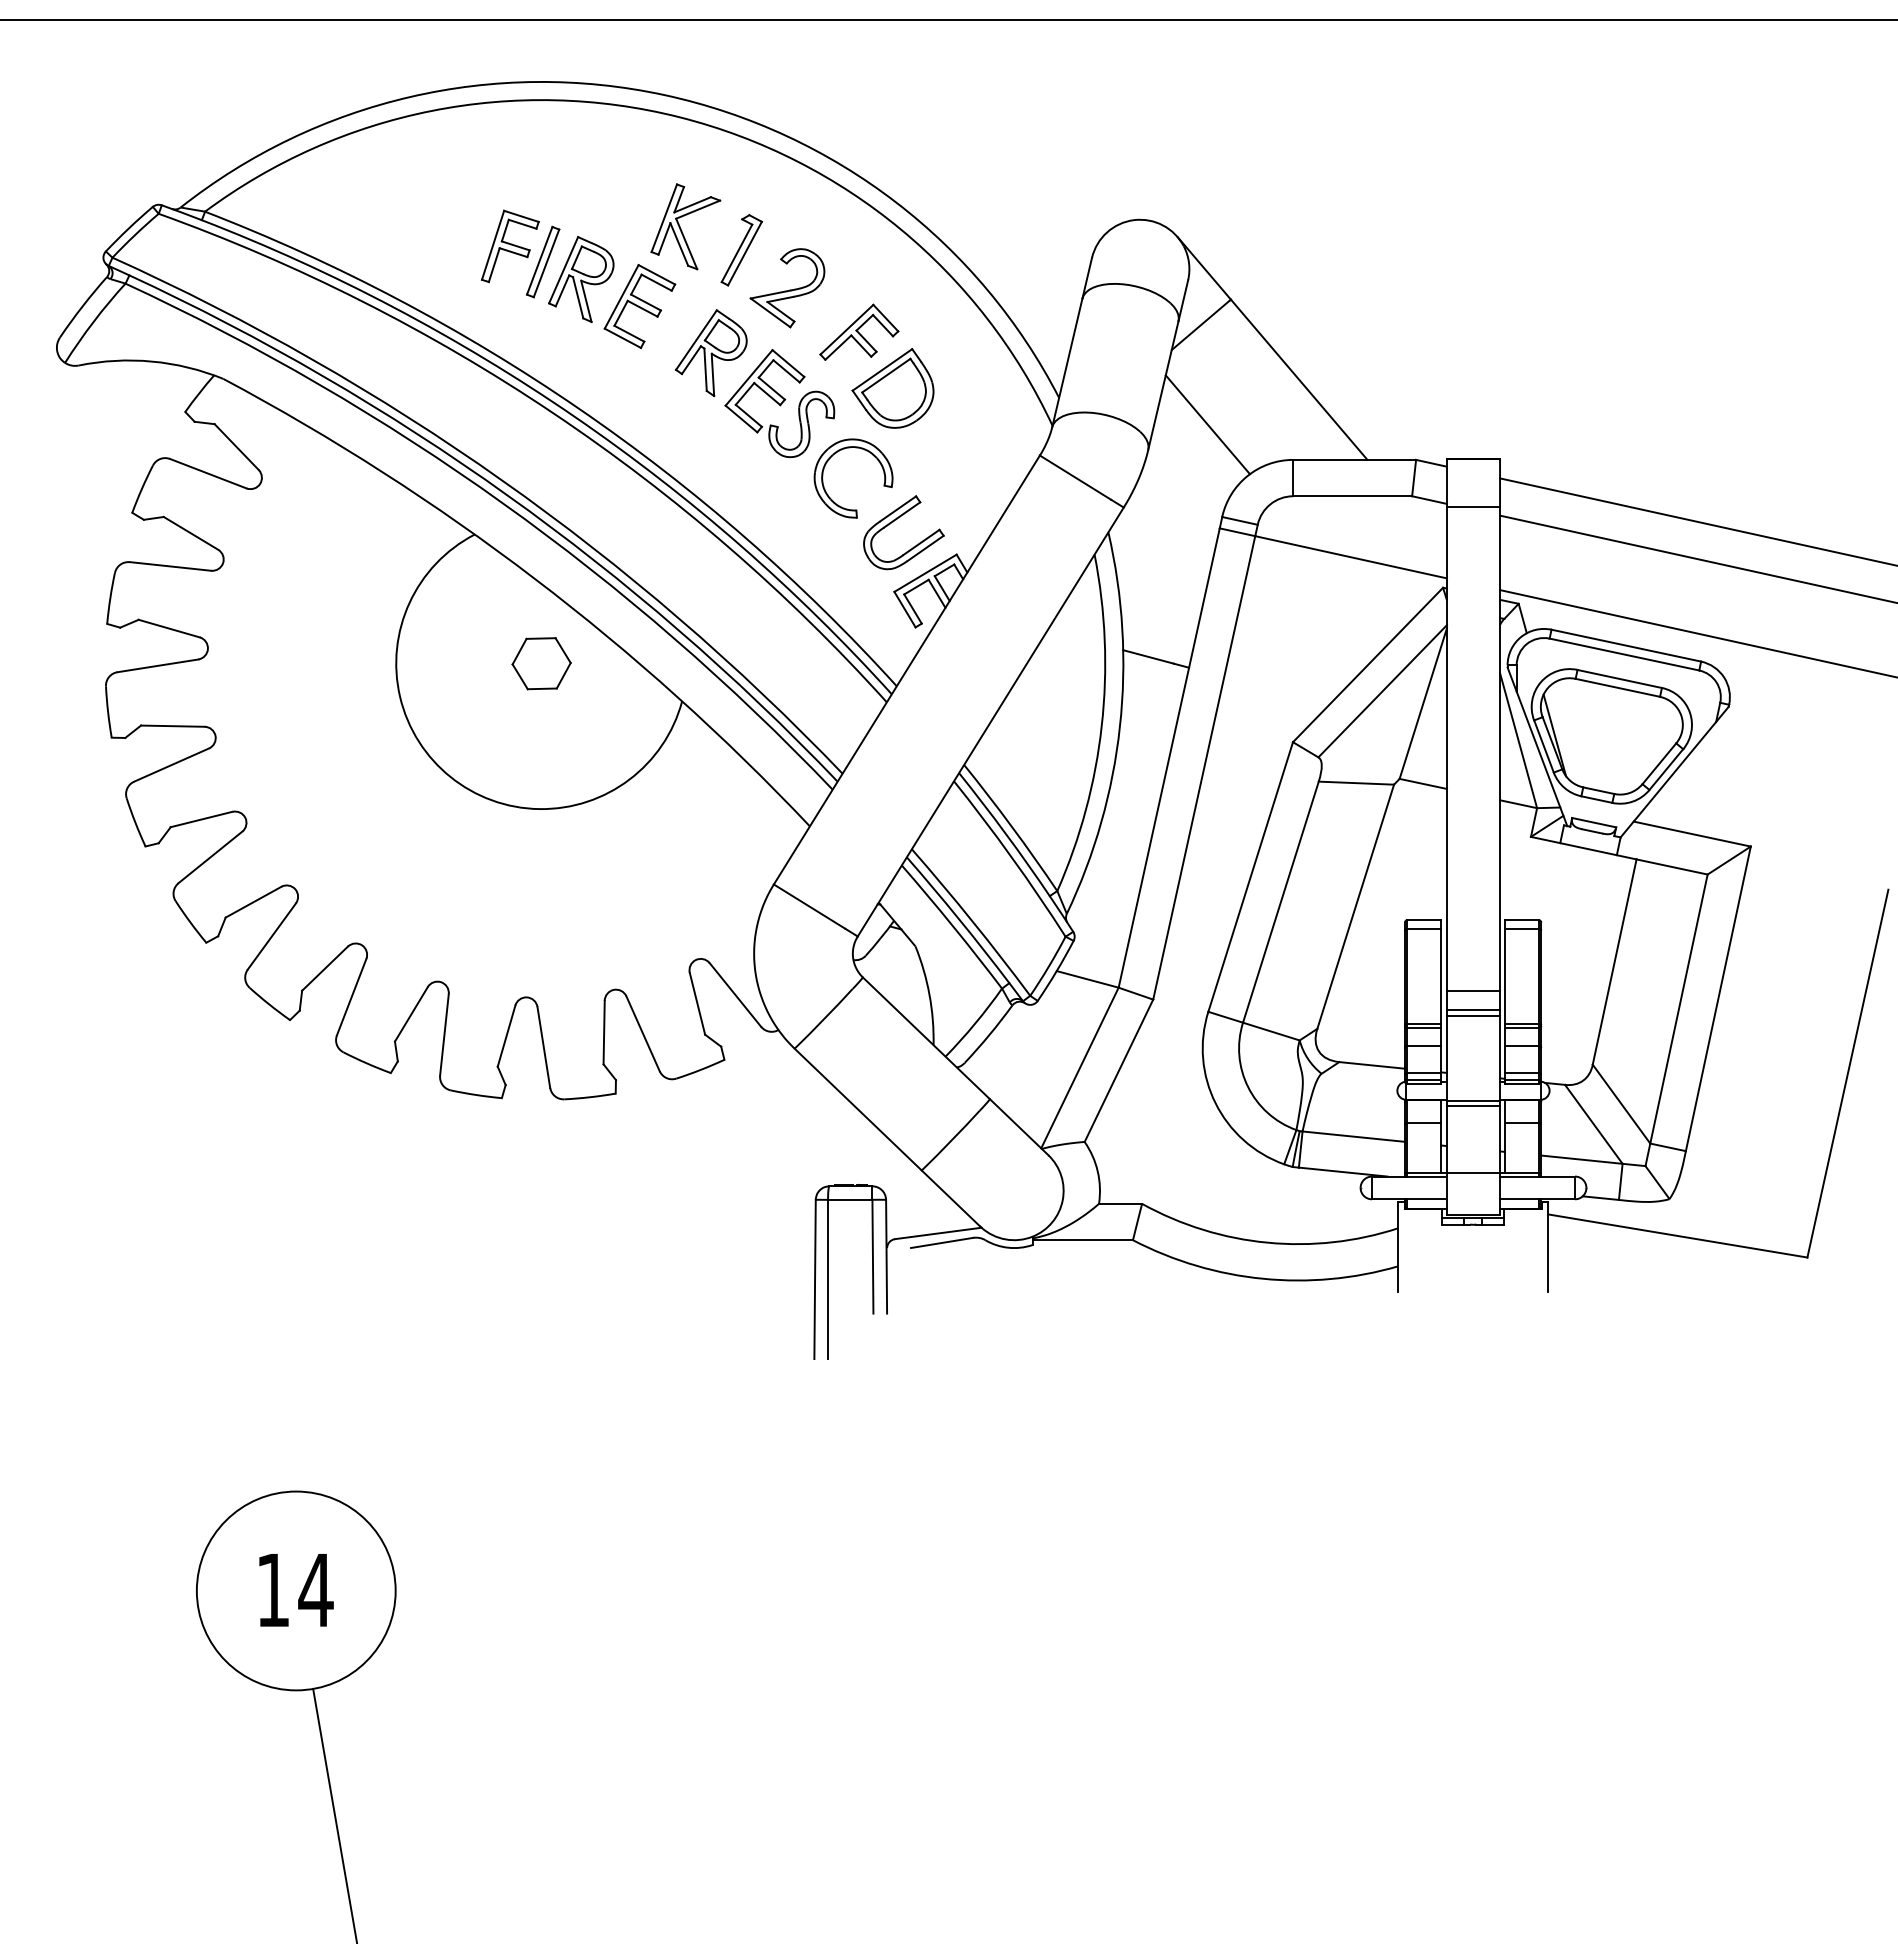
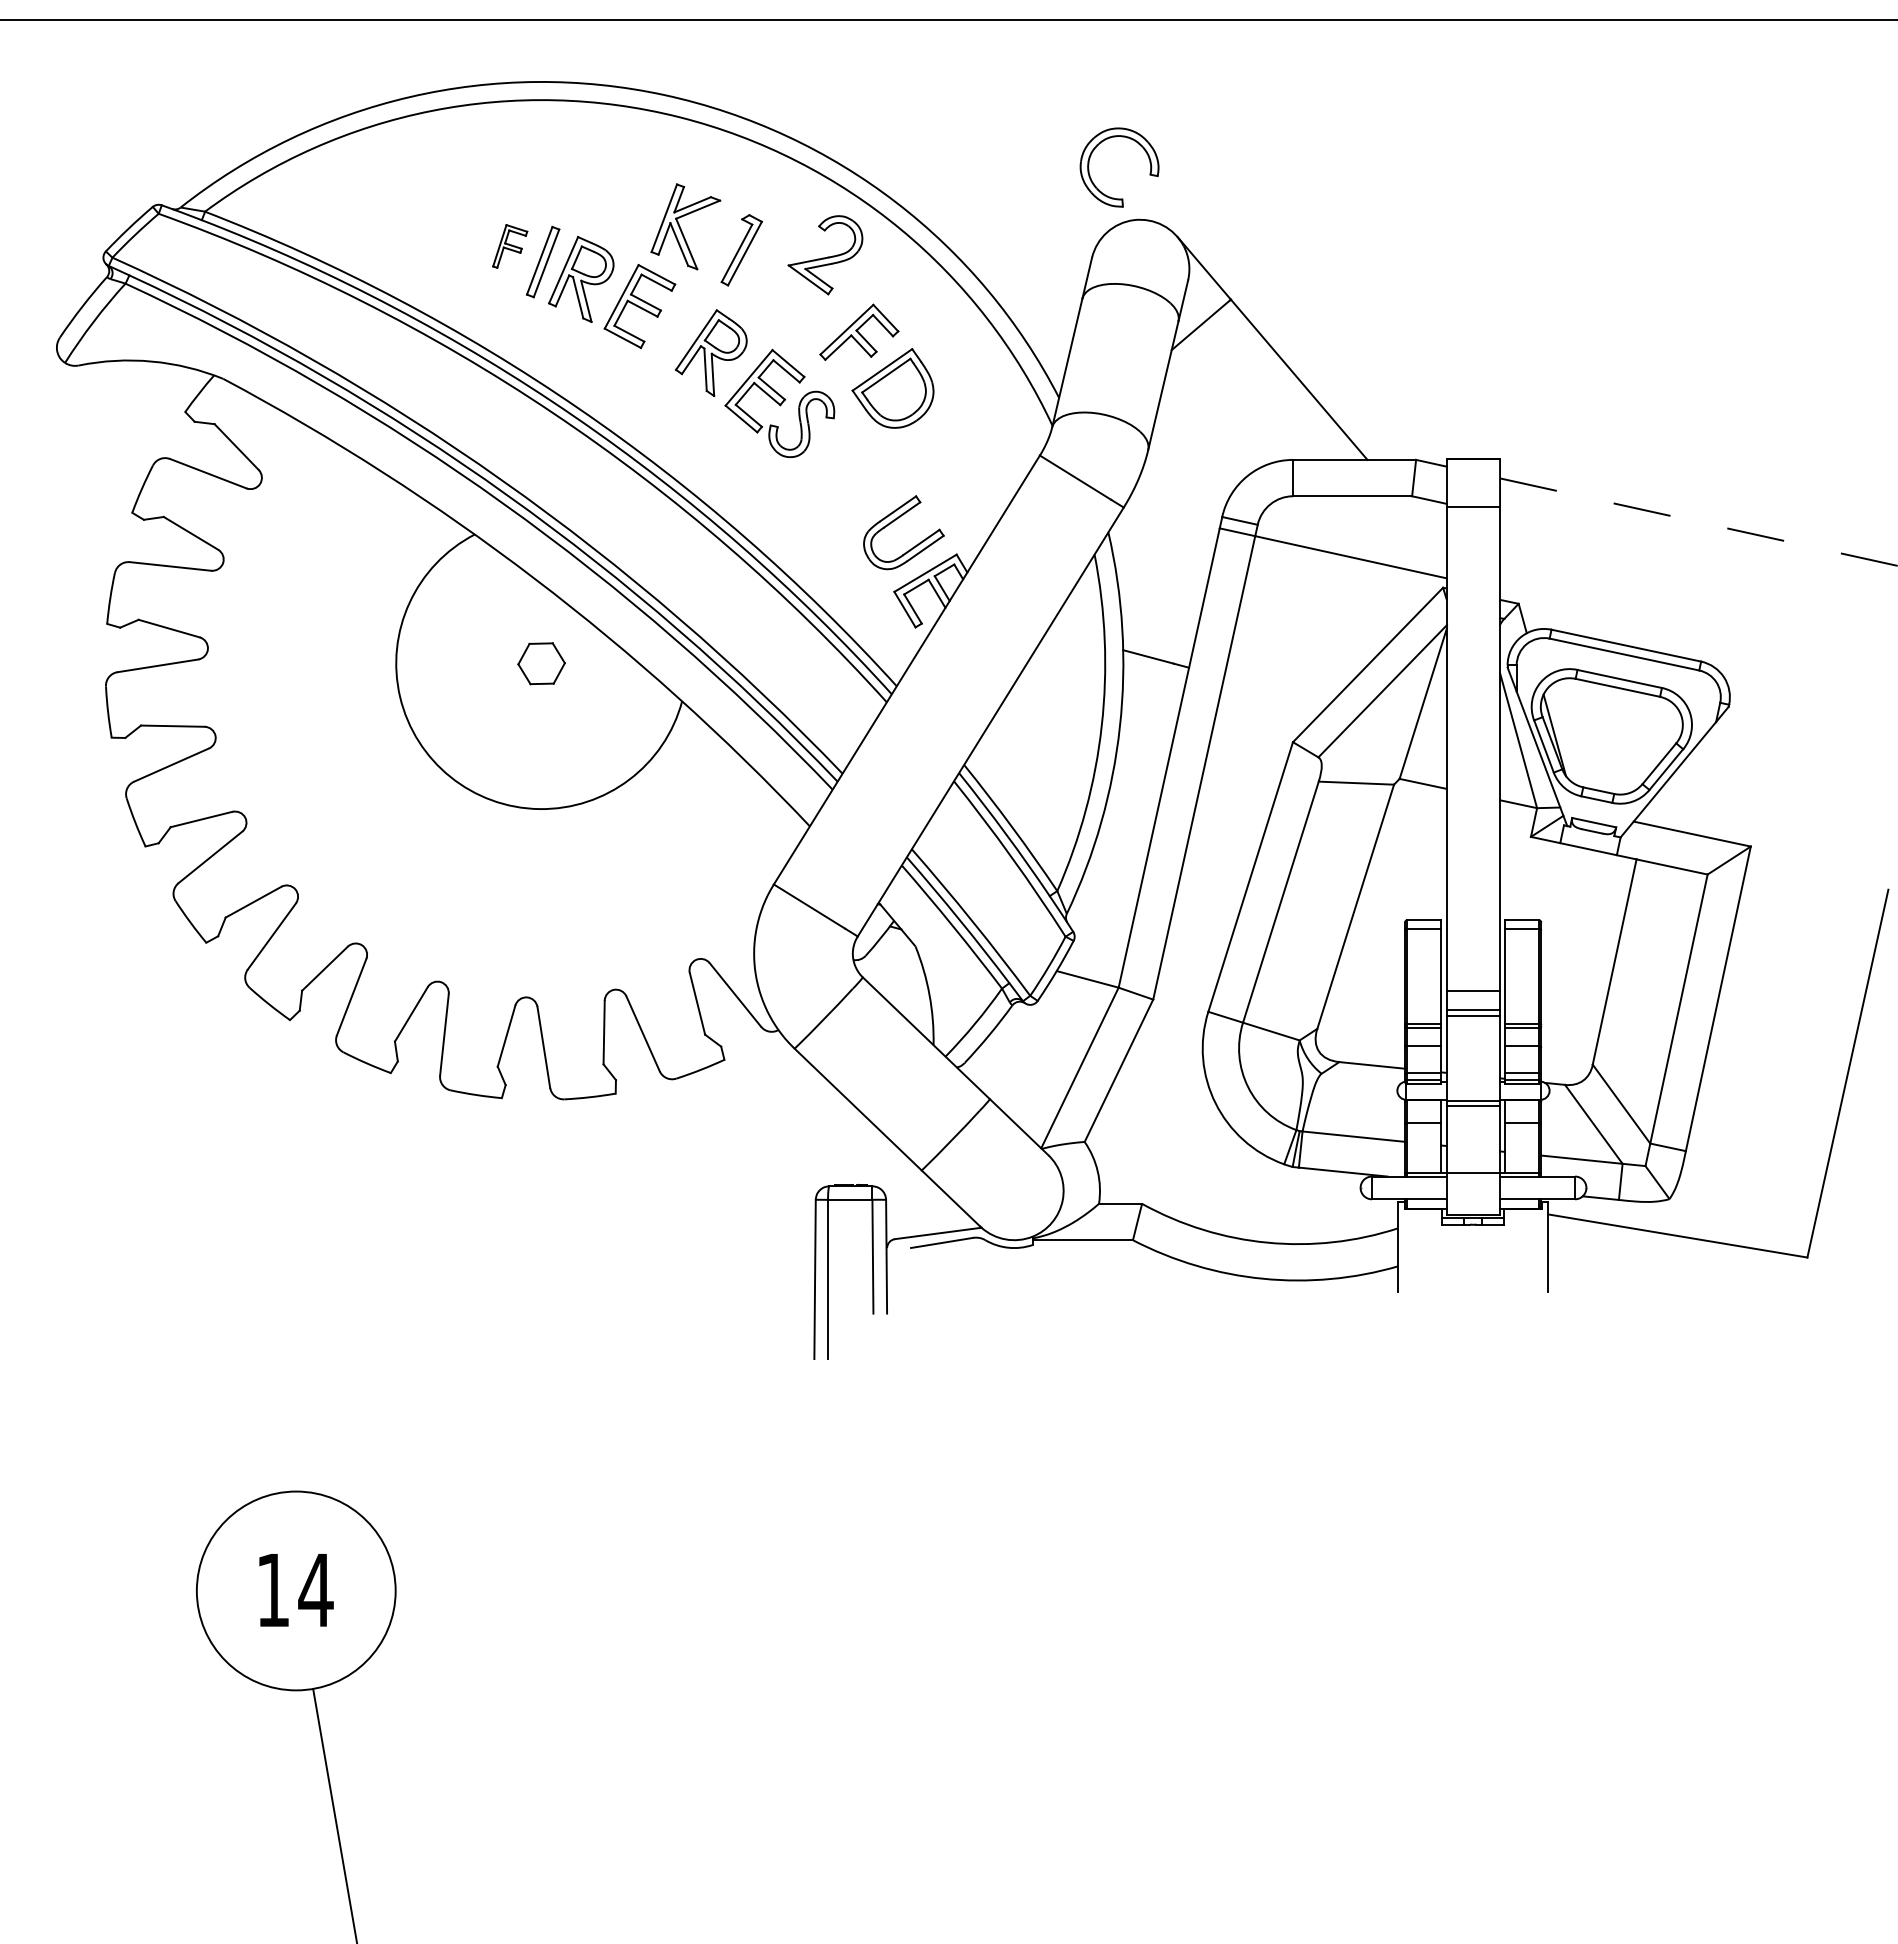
part size: 60x75 px -> 37x45 px (510, 246)
part position: (787, 288) -> (825, 255) (825, 255)
line: present -> none (1207, 424)
part position: (828, 494) -> (1094, 183) (1094, 183)
line: solid -> dashed (1698, 522)
line: present -> none (1697, 558)
line: present -> none (1697, 633)
part size: 61x54 px -> 49x44 px (541, 663)
